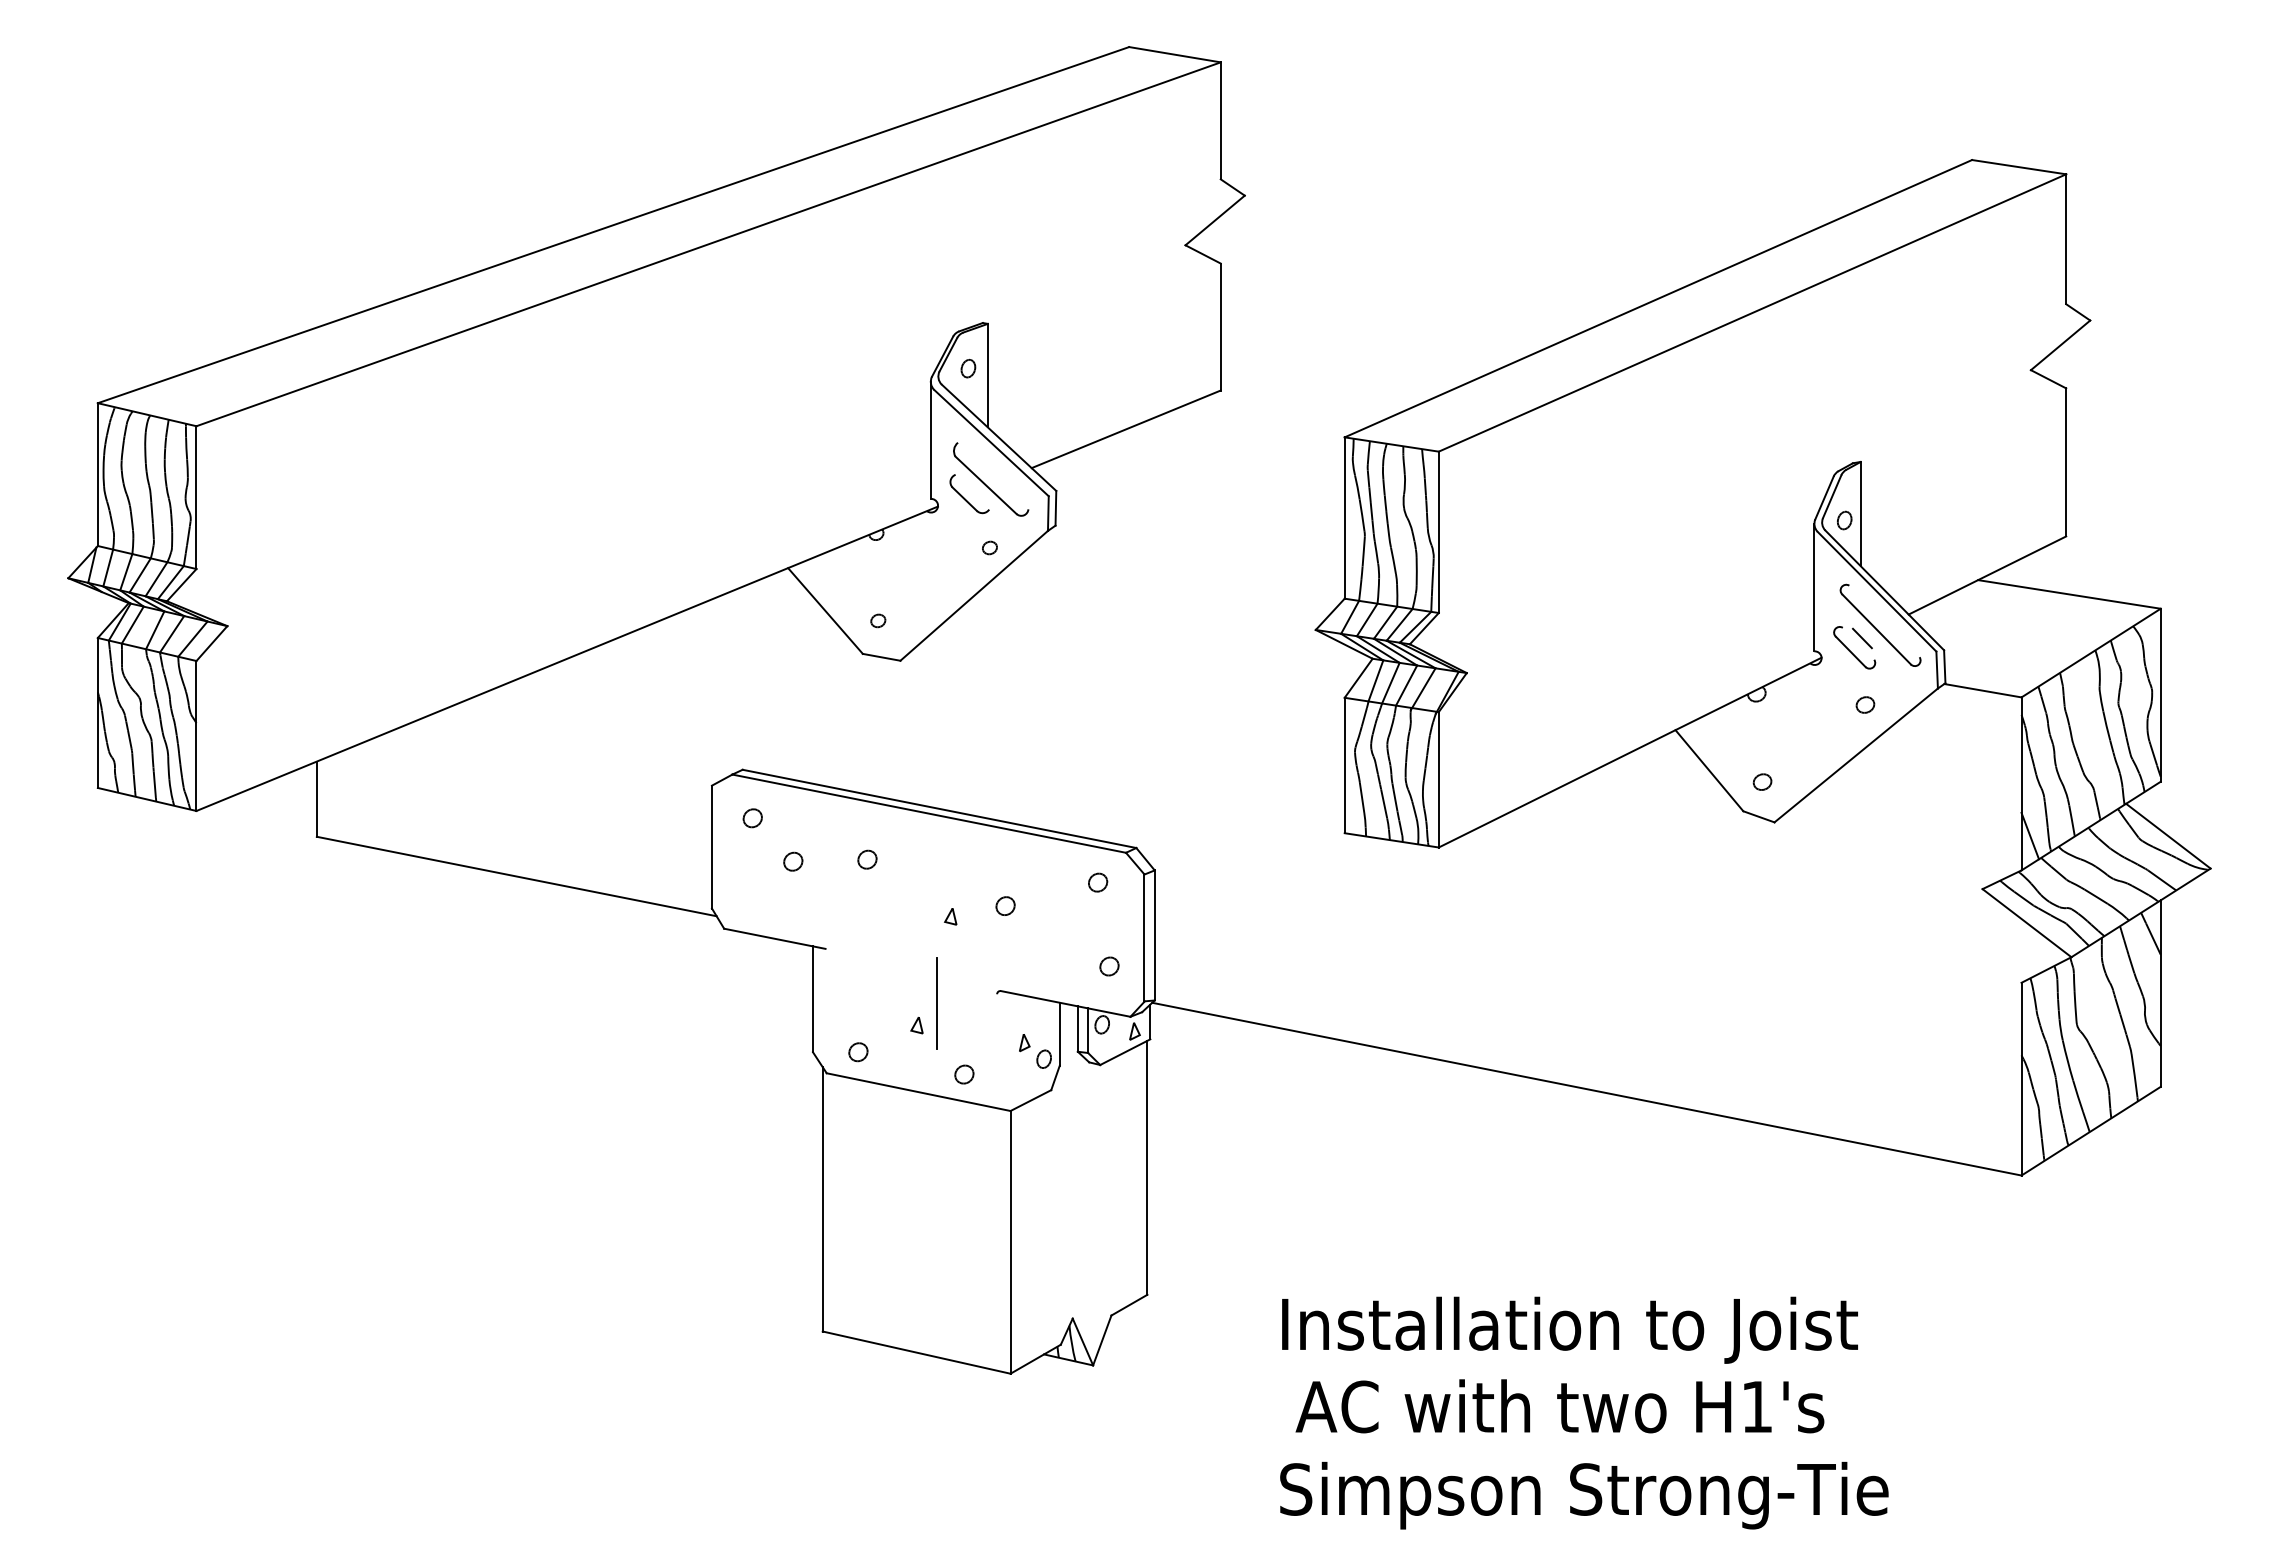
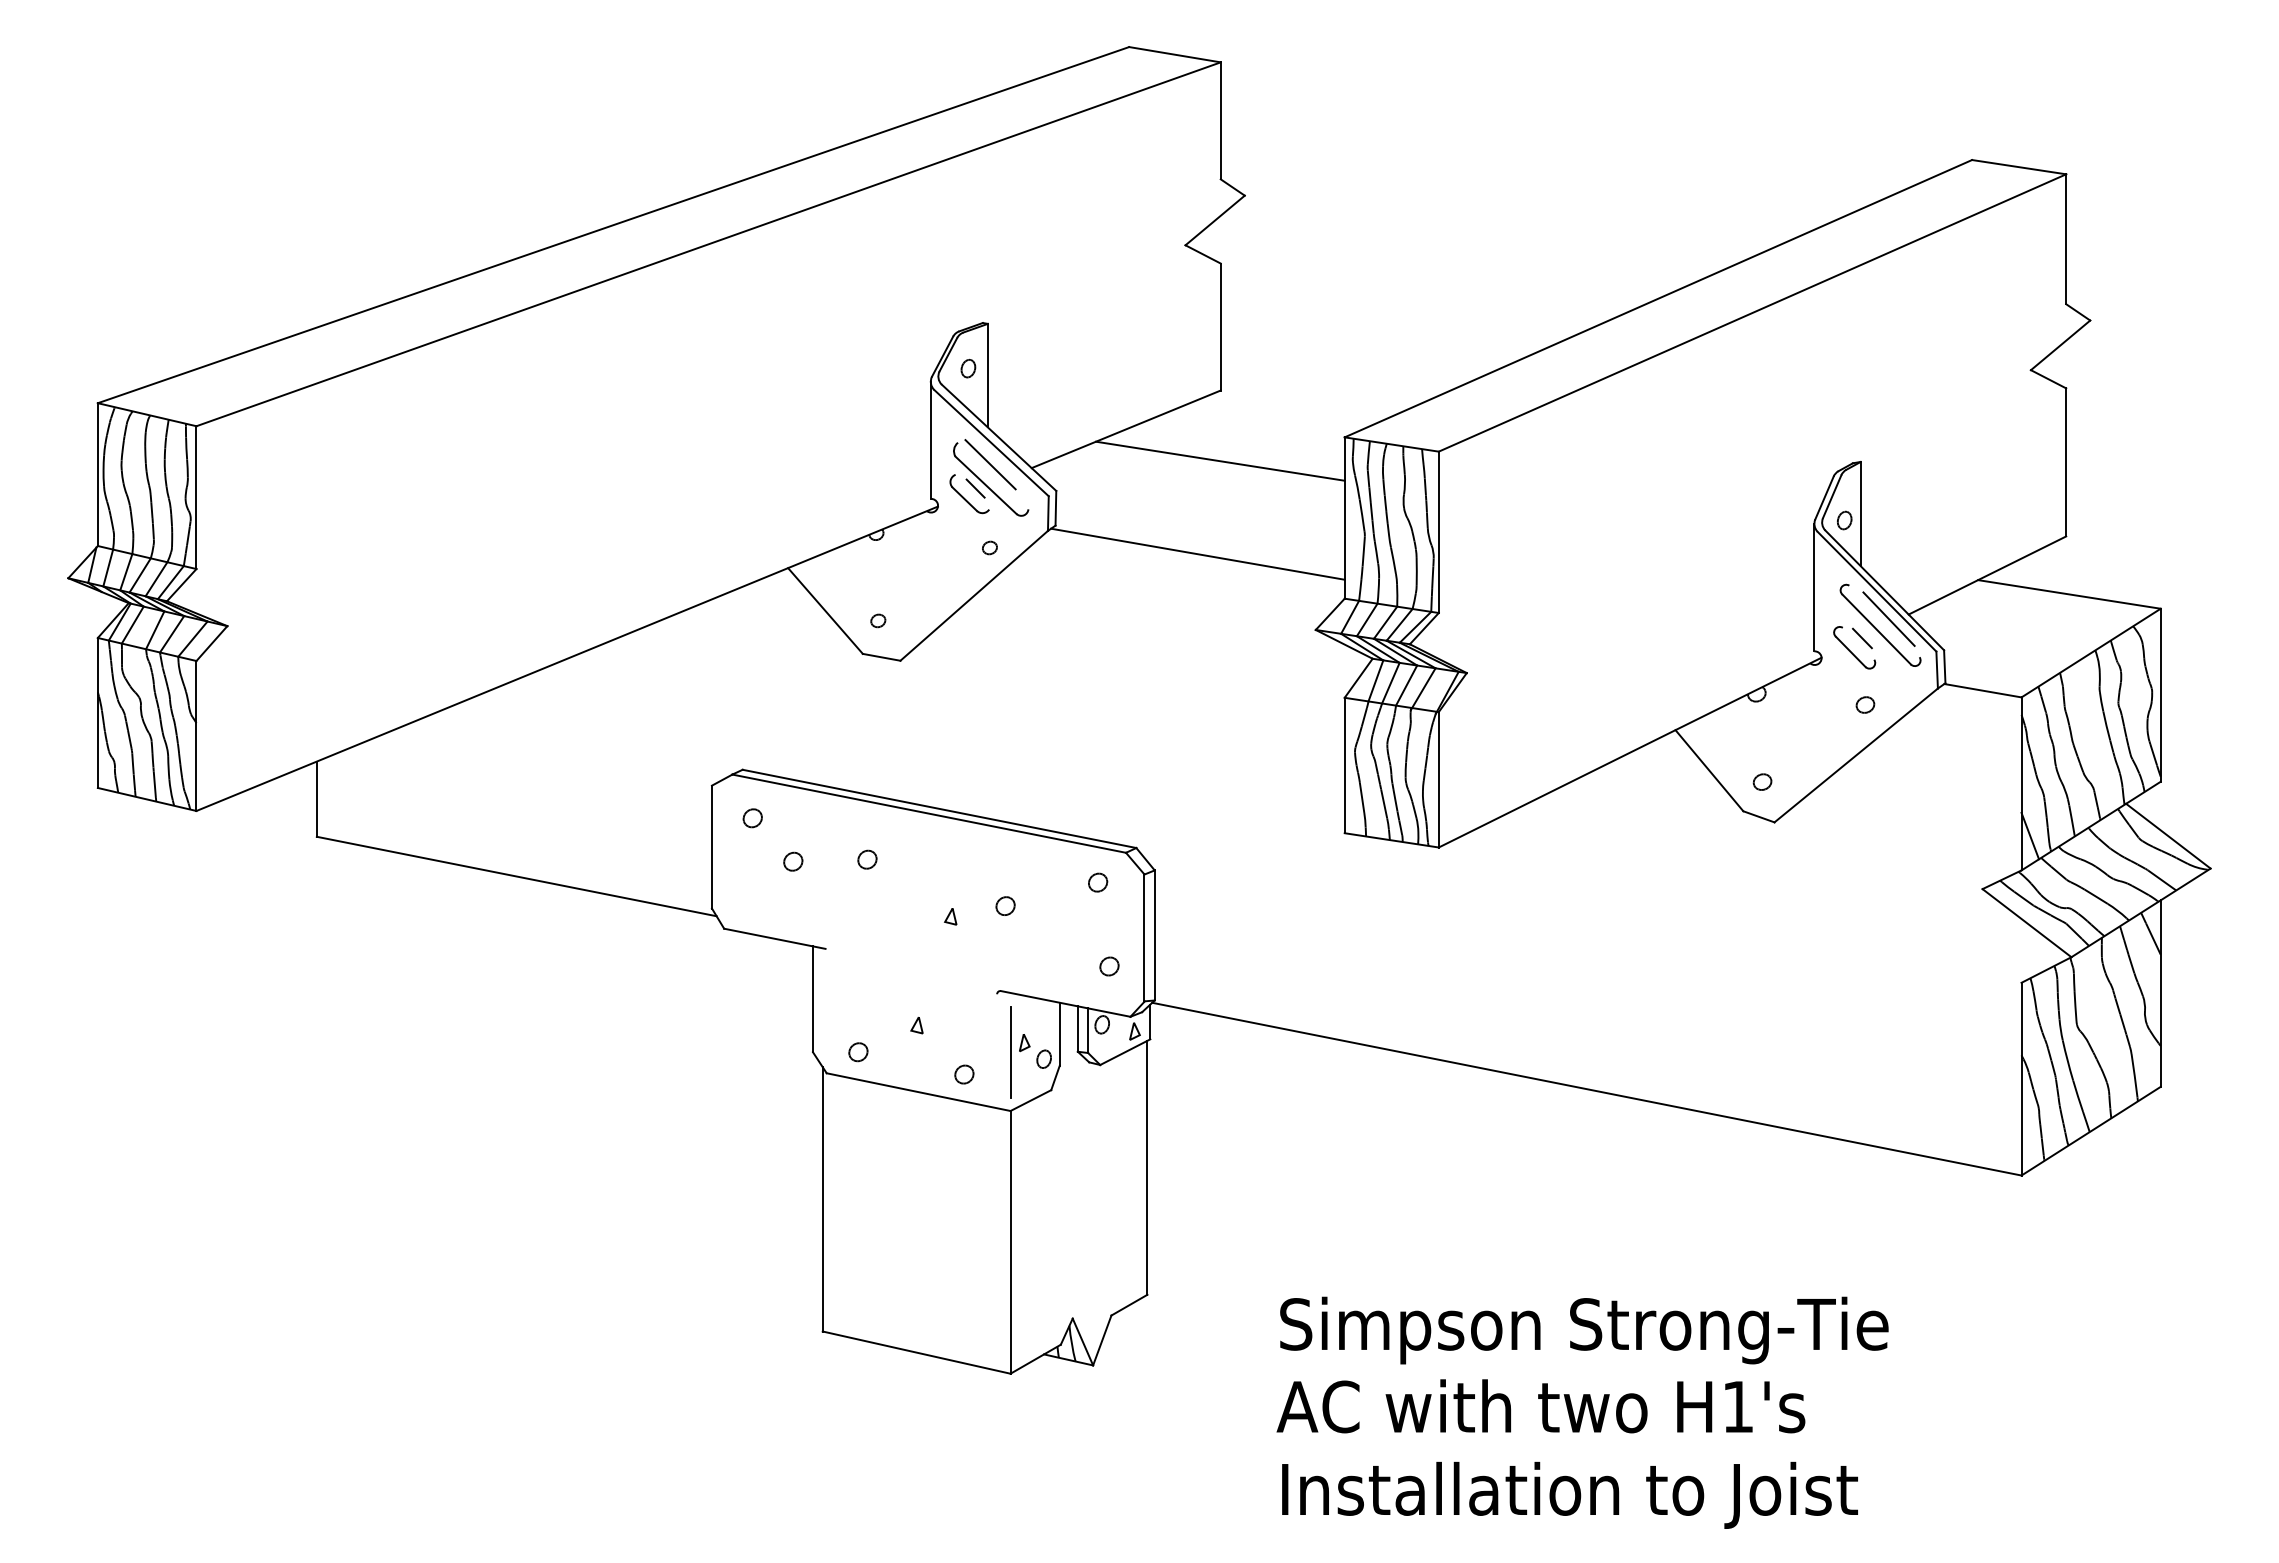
line: none -> present (1220, 460)
line: none -> present (990, 464)
line: none -> present (975, 488)
line: none -> present (1197, 553)
line: none -> present (1888, 618)
line position: (936, 1003) -> (1010, 1052) (1010, 1052)
text: Installation to Joist -> Simpson Strong-Tie (1584, 1330)
text position: (1559, 1406) -> (1540, 1406) (1540, 1406)
text: Simpson Strong-Tie -> Installation to Joist (1584, 1495)
